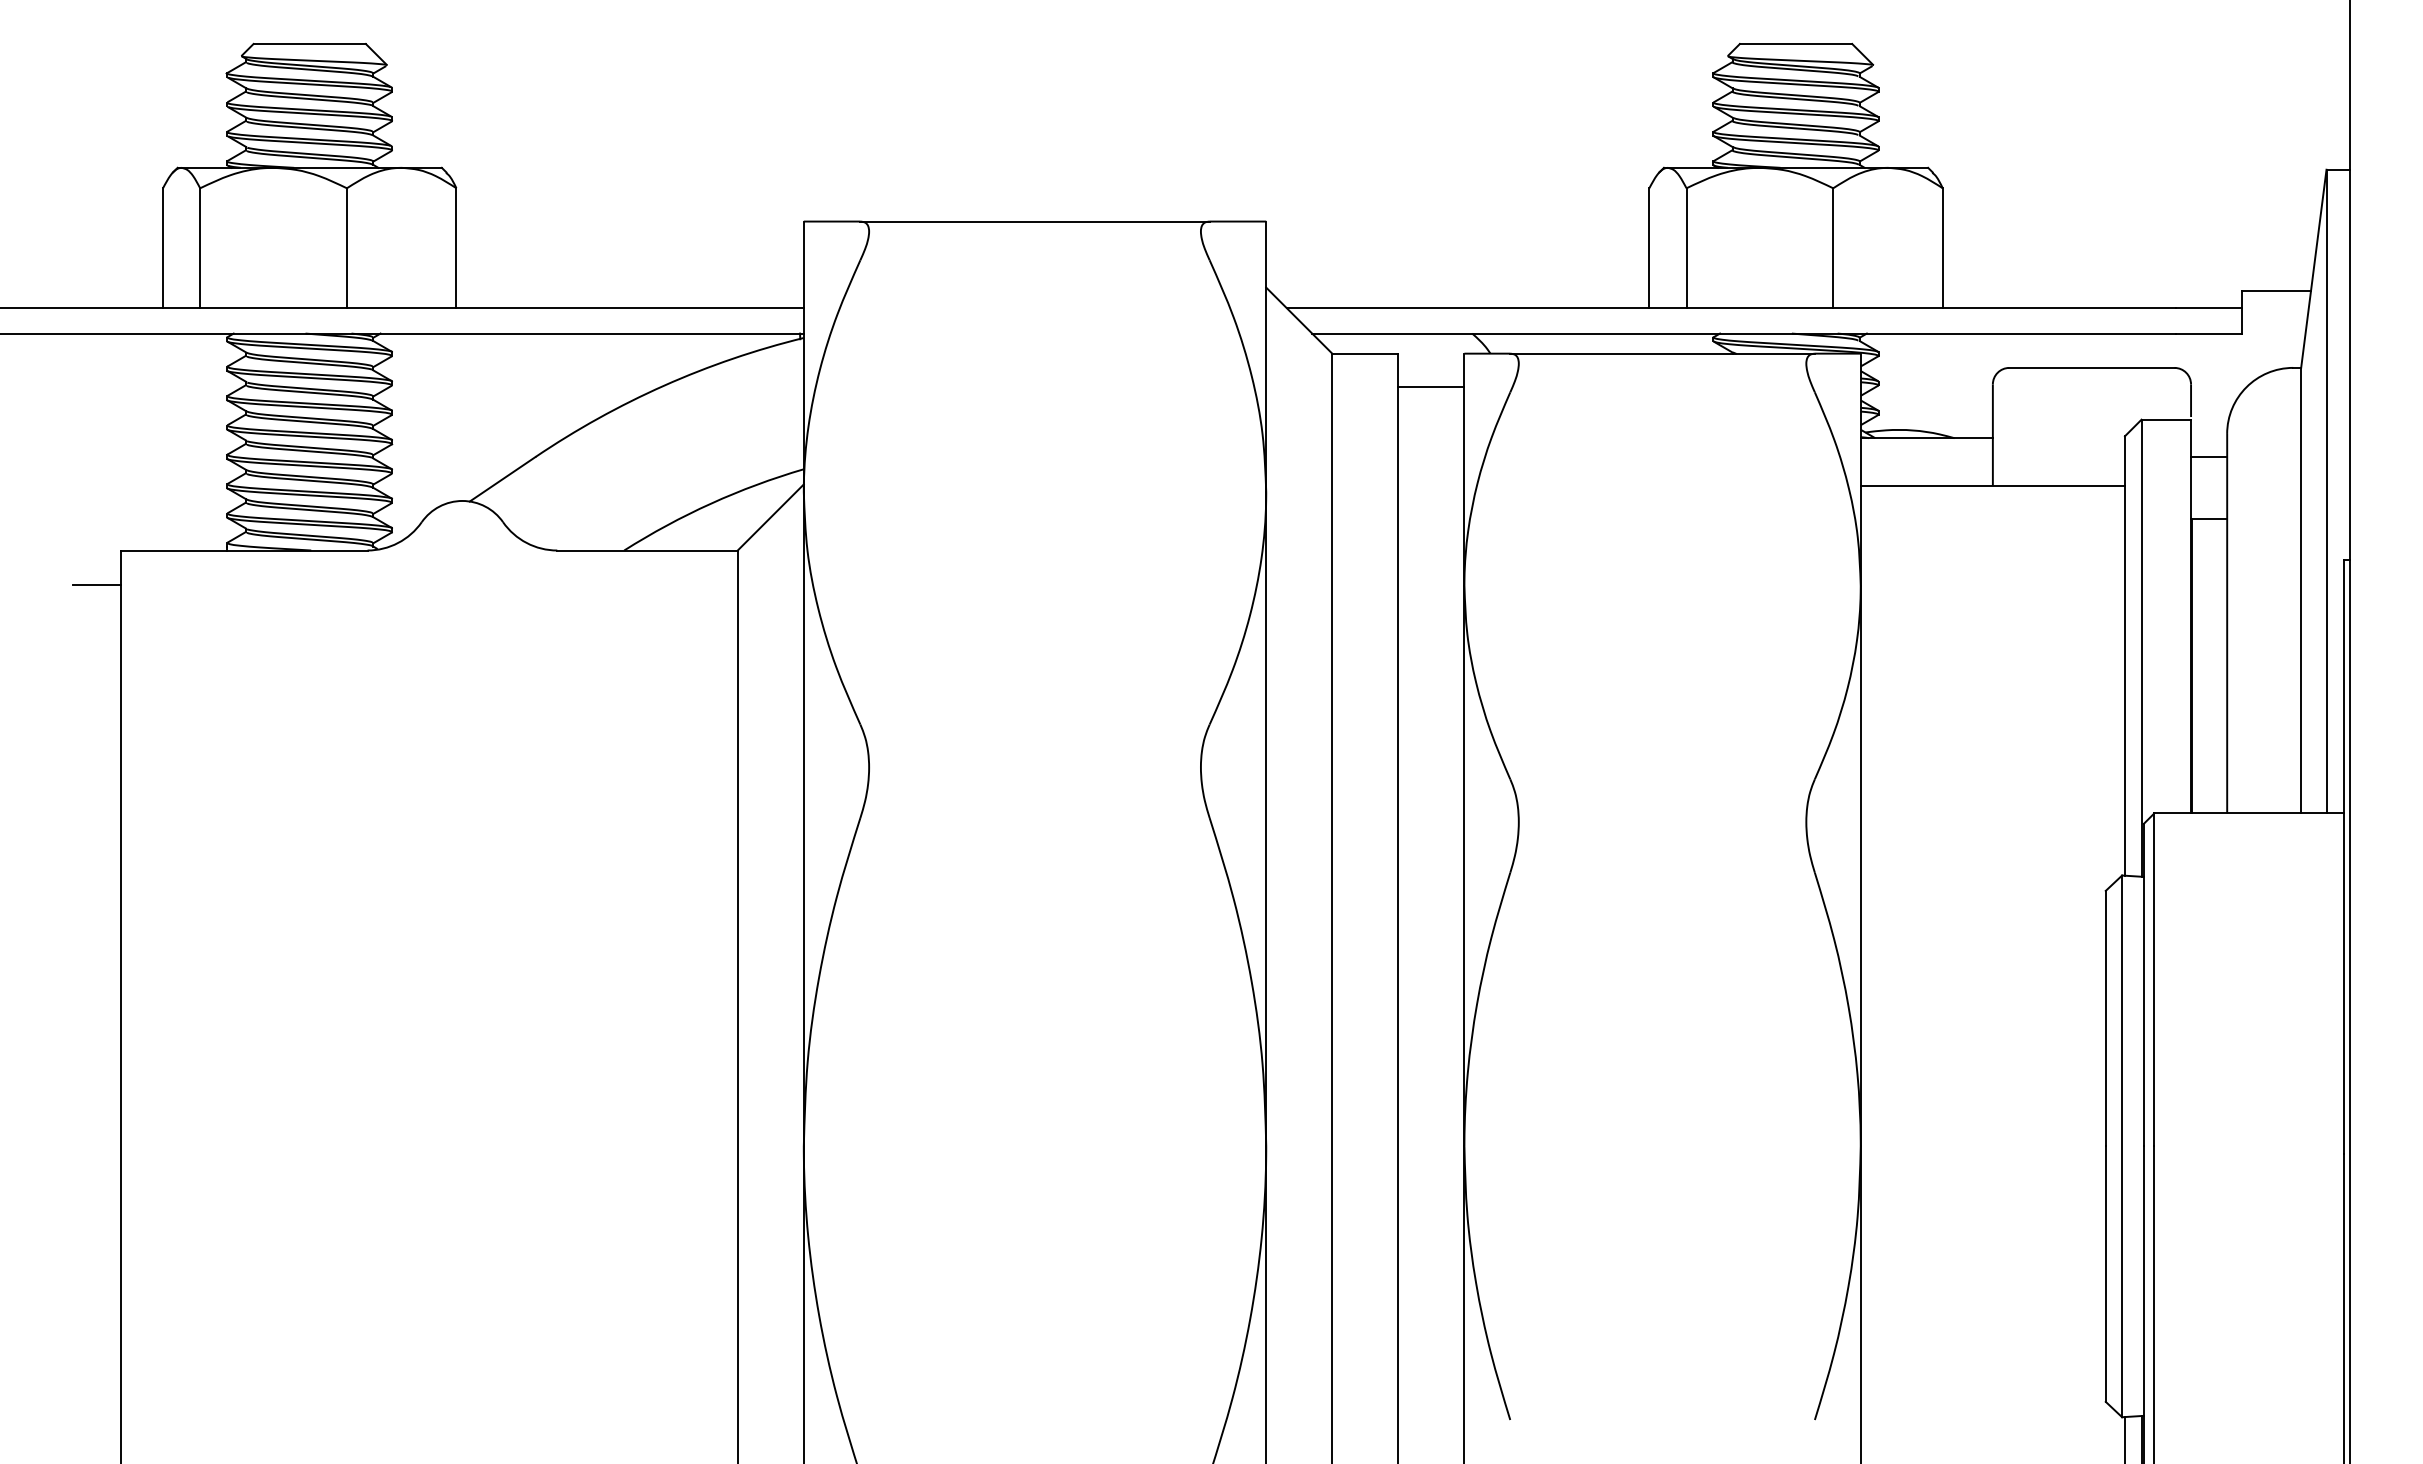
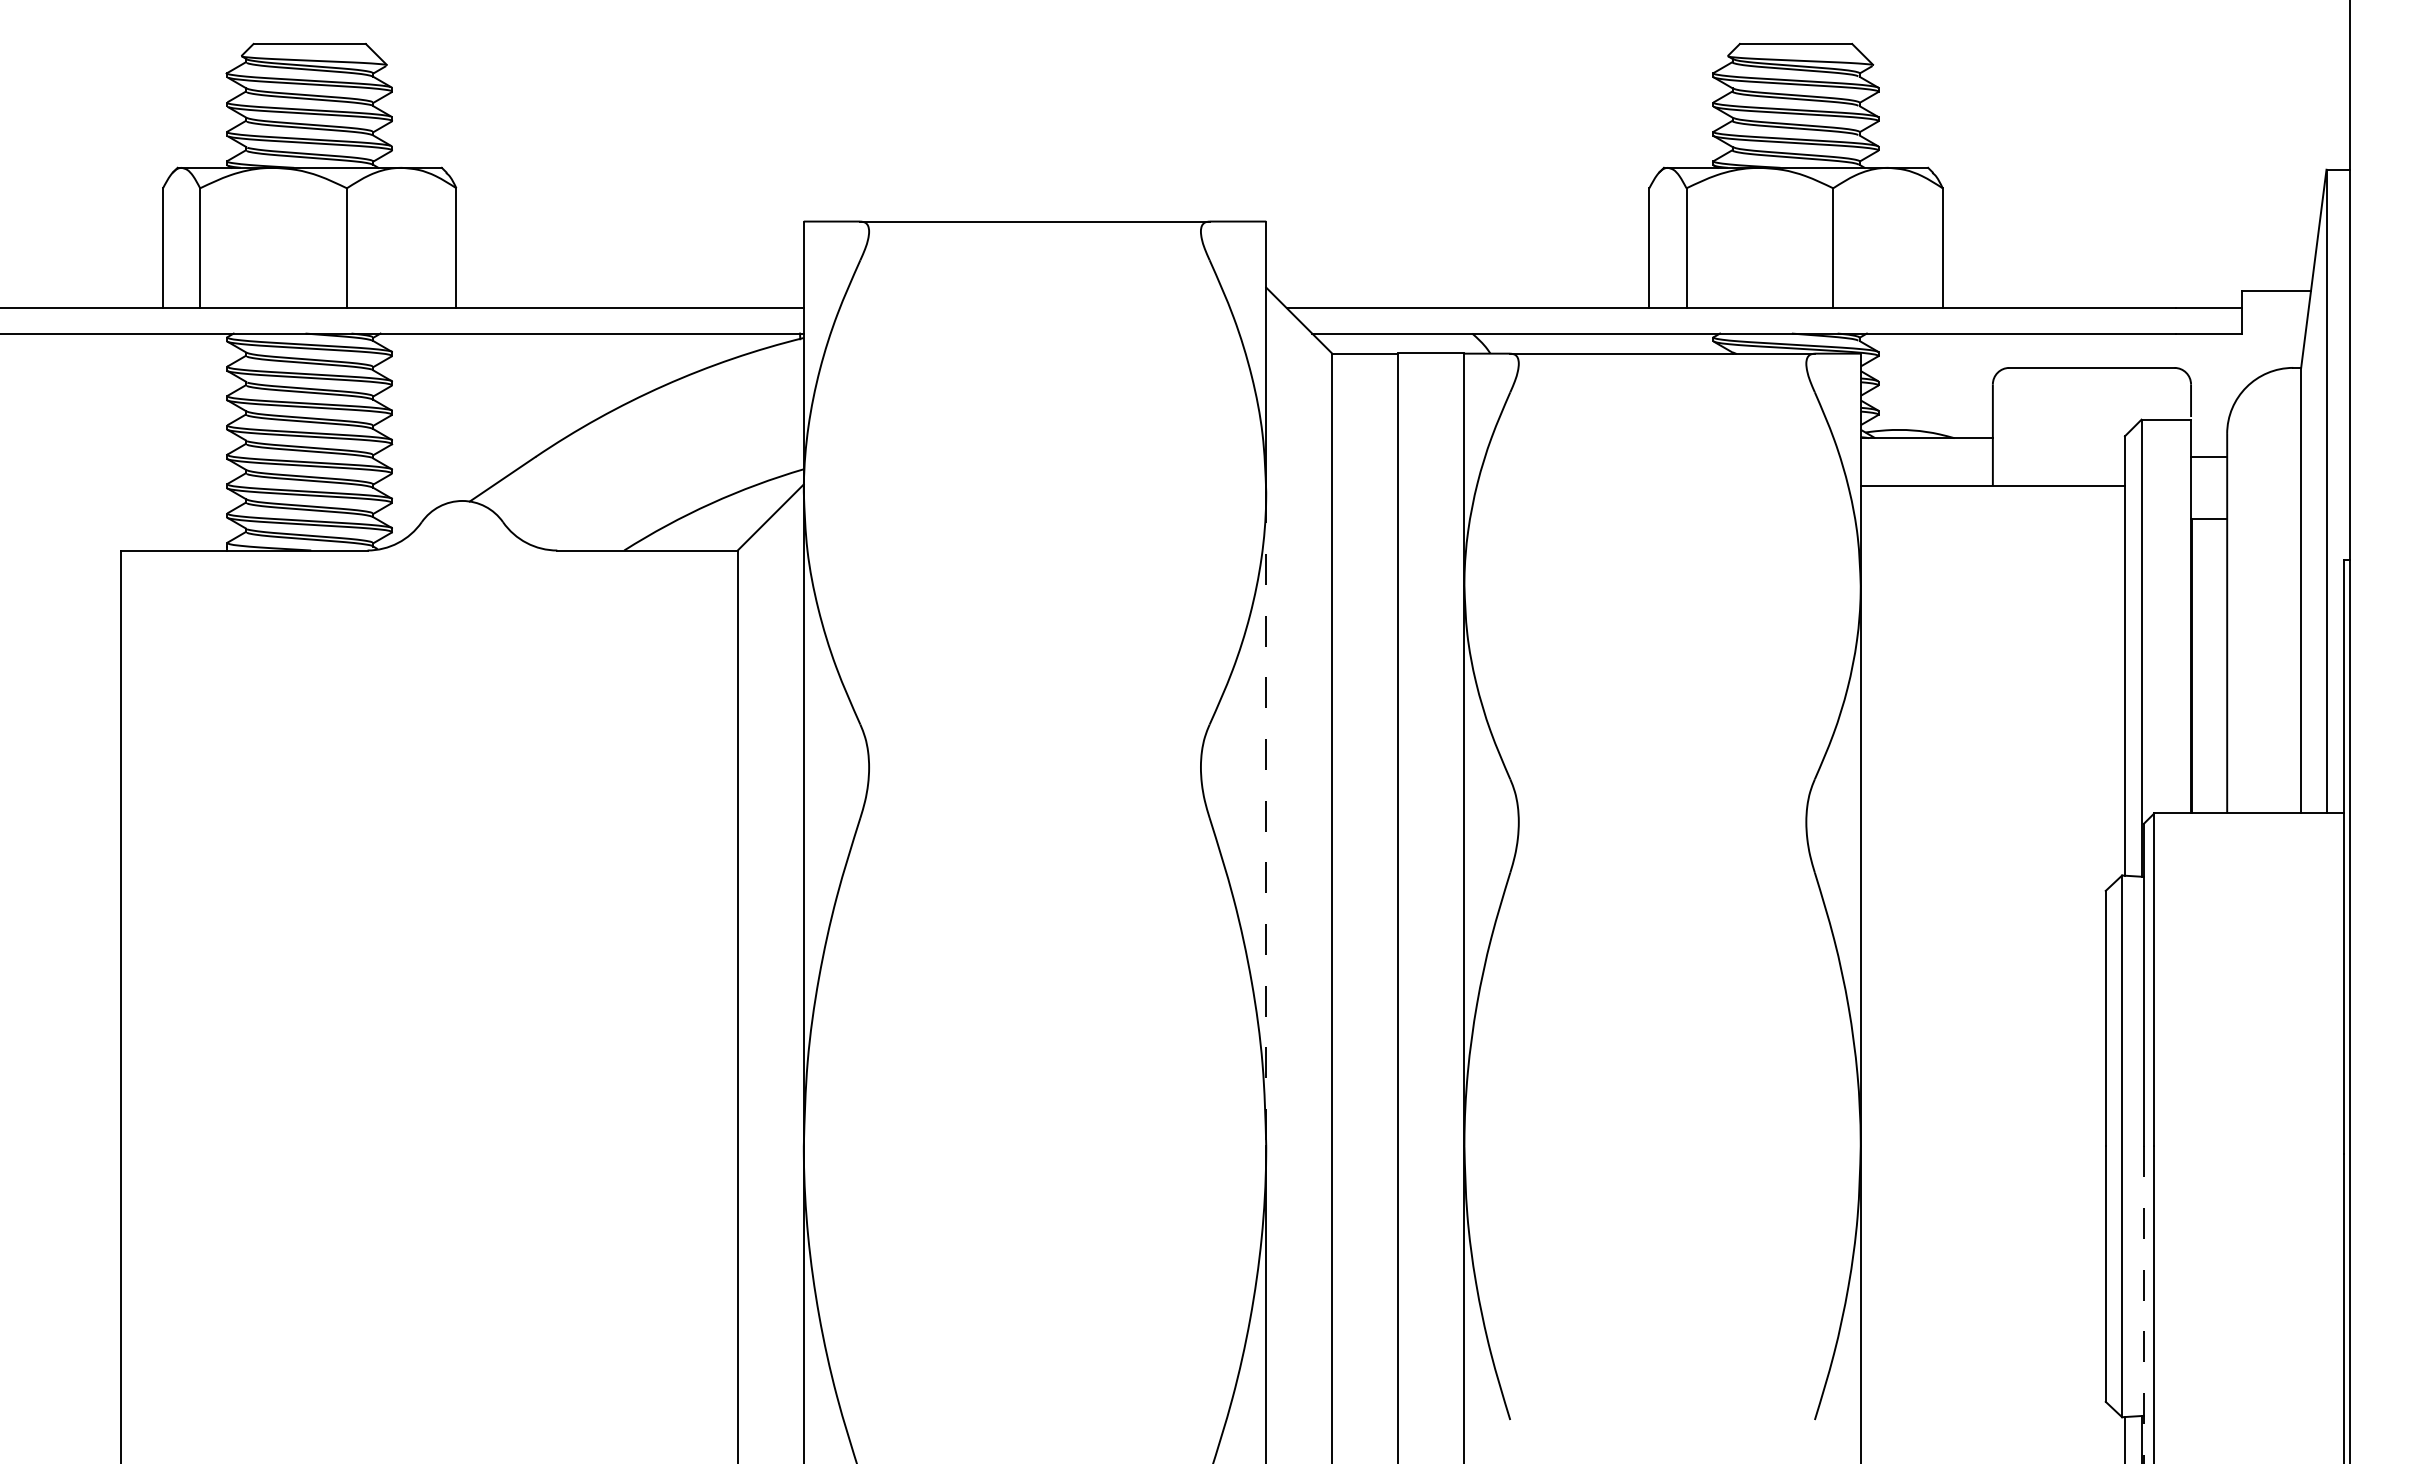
line position: (1431, 386) -> (1431, 352) (1431, 352)
line: present -> none (96, 584)
line: solid -> dashed (1266, 819)
line: solid -> dashed (2143, 1305)
